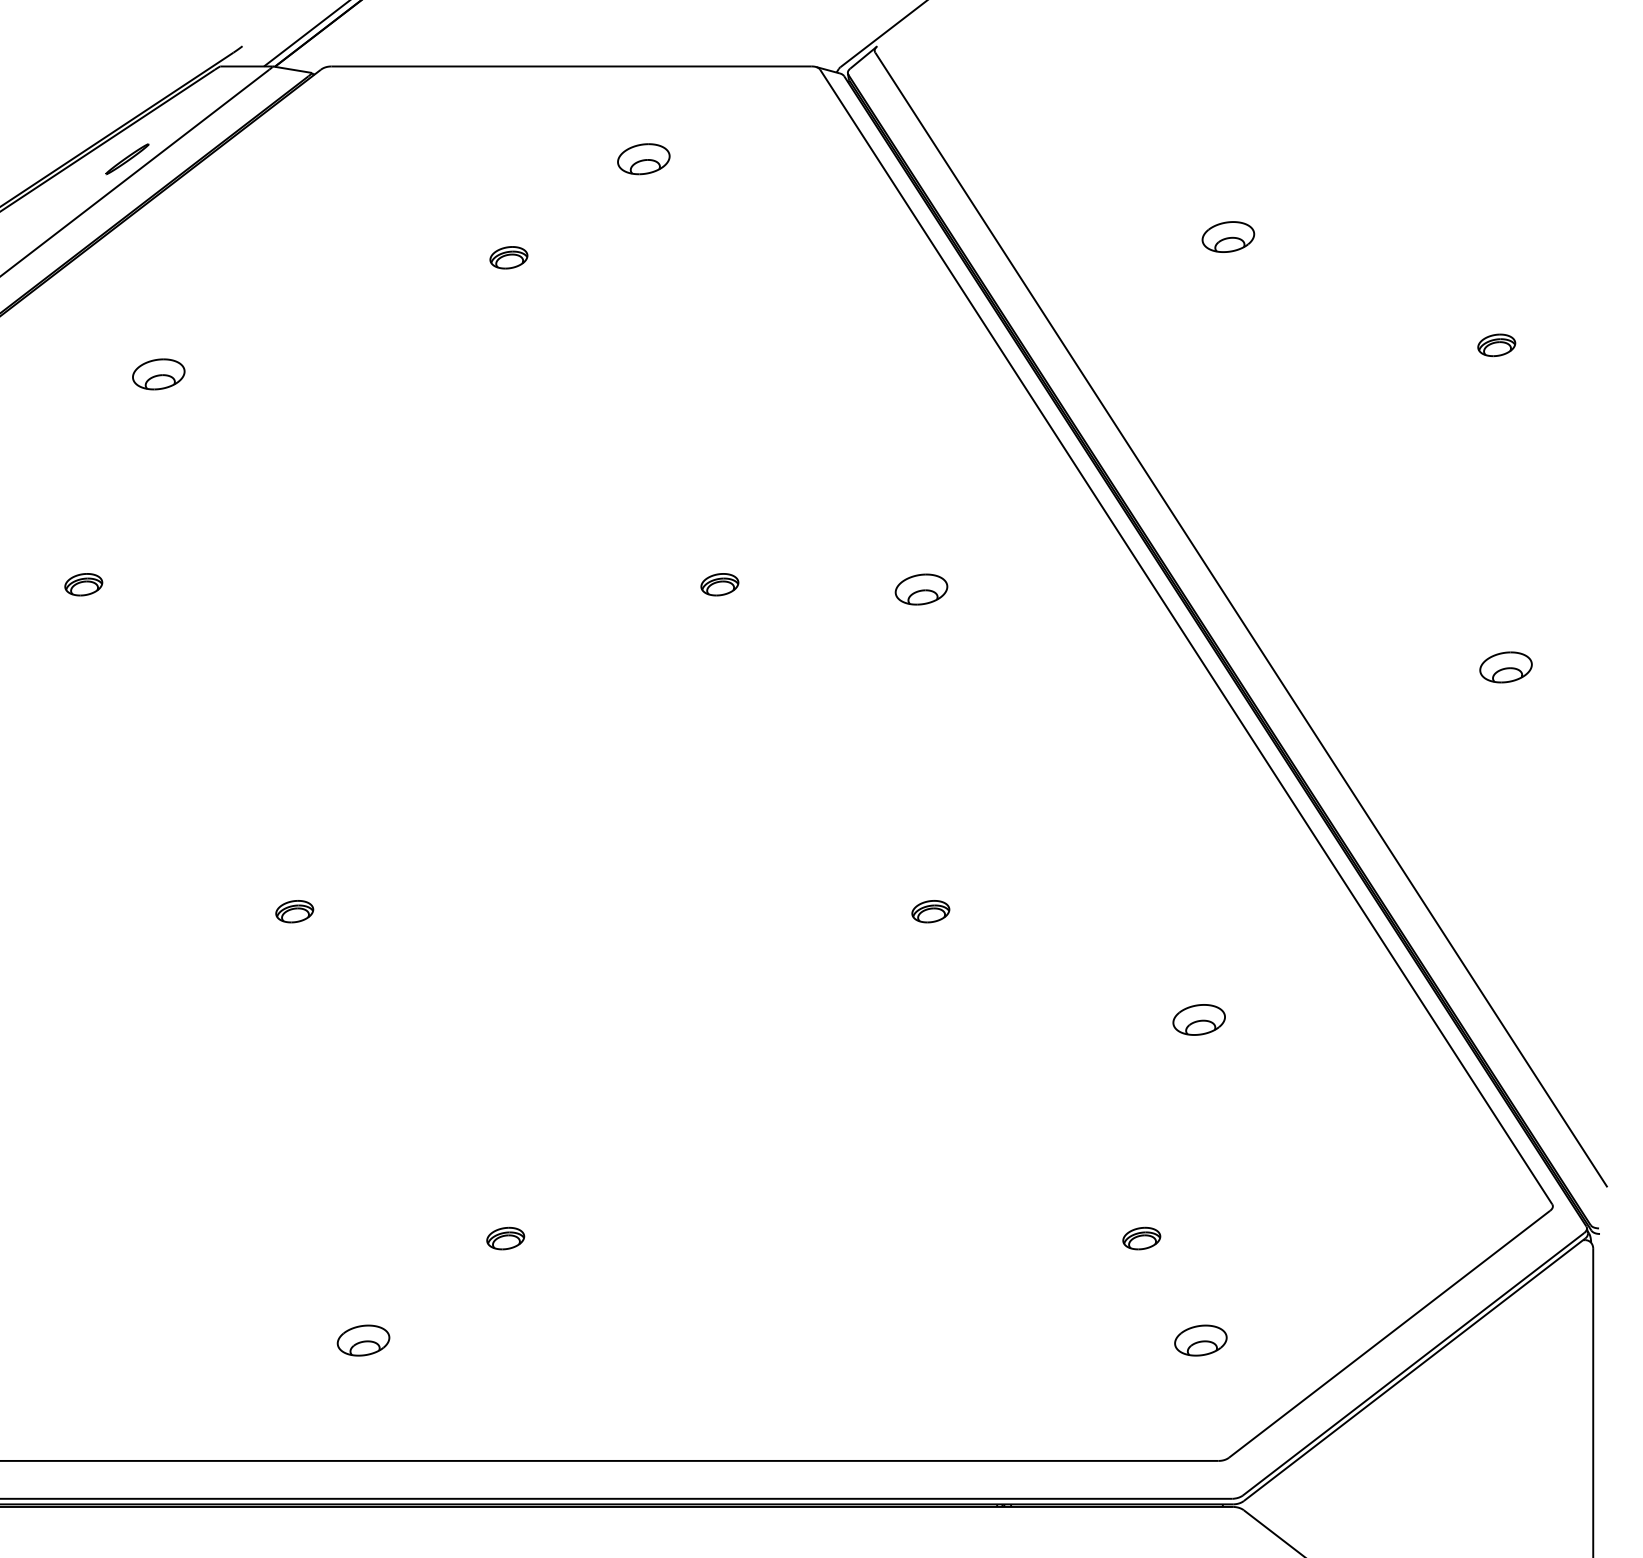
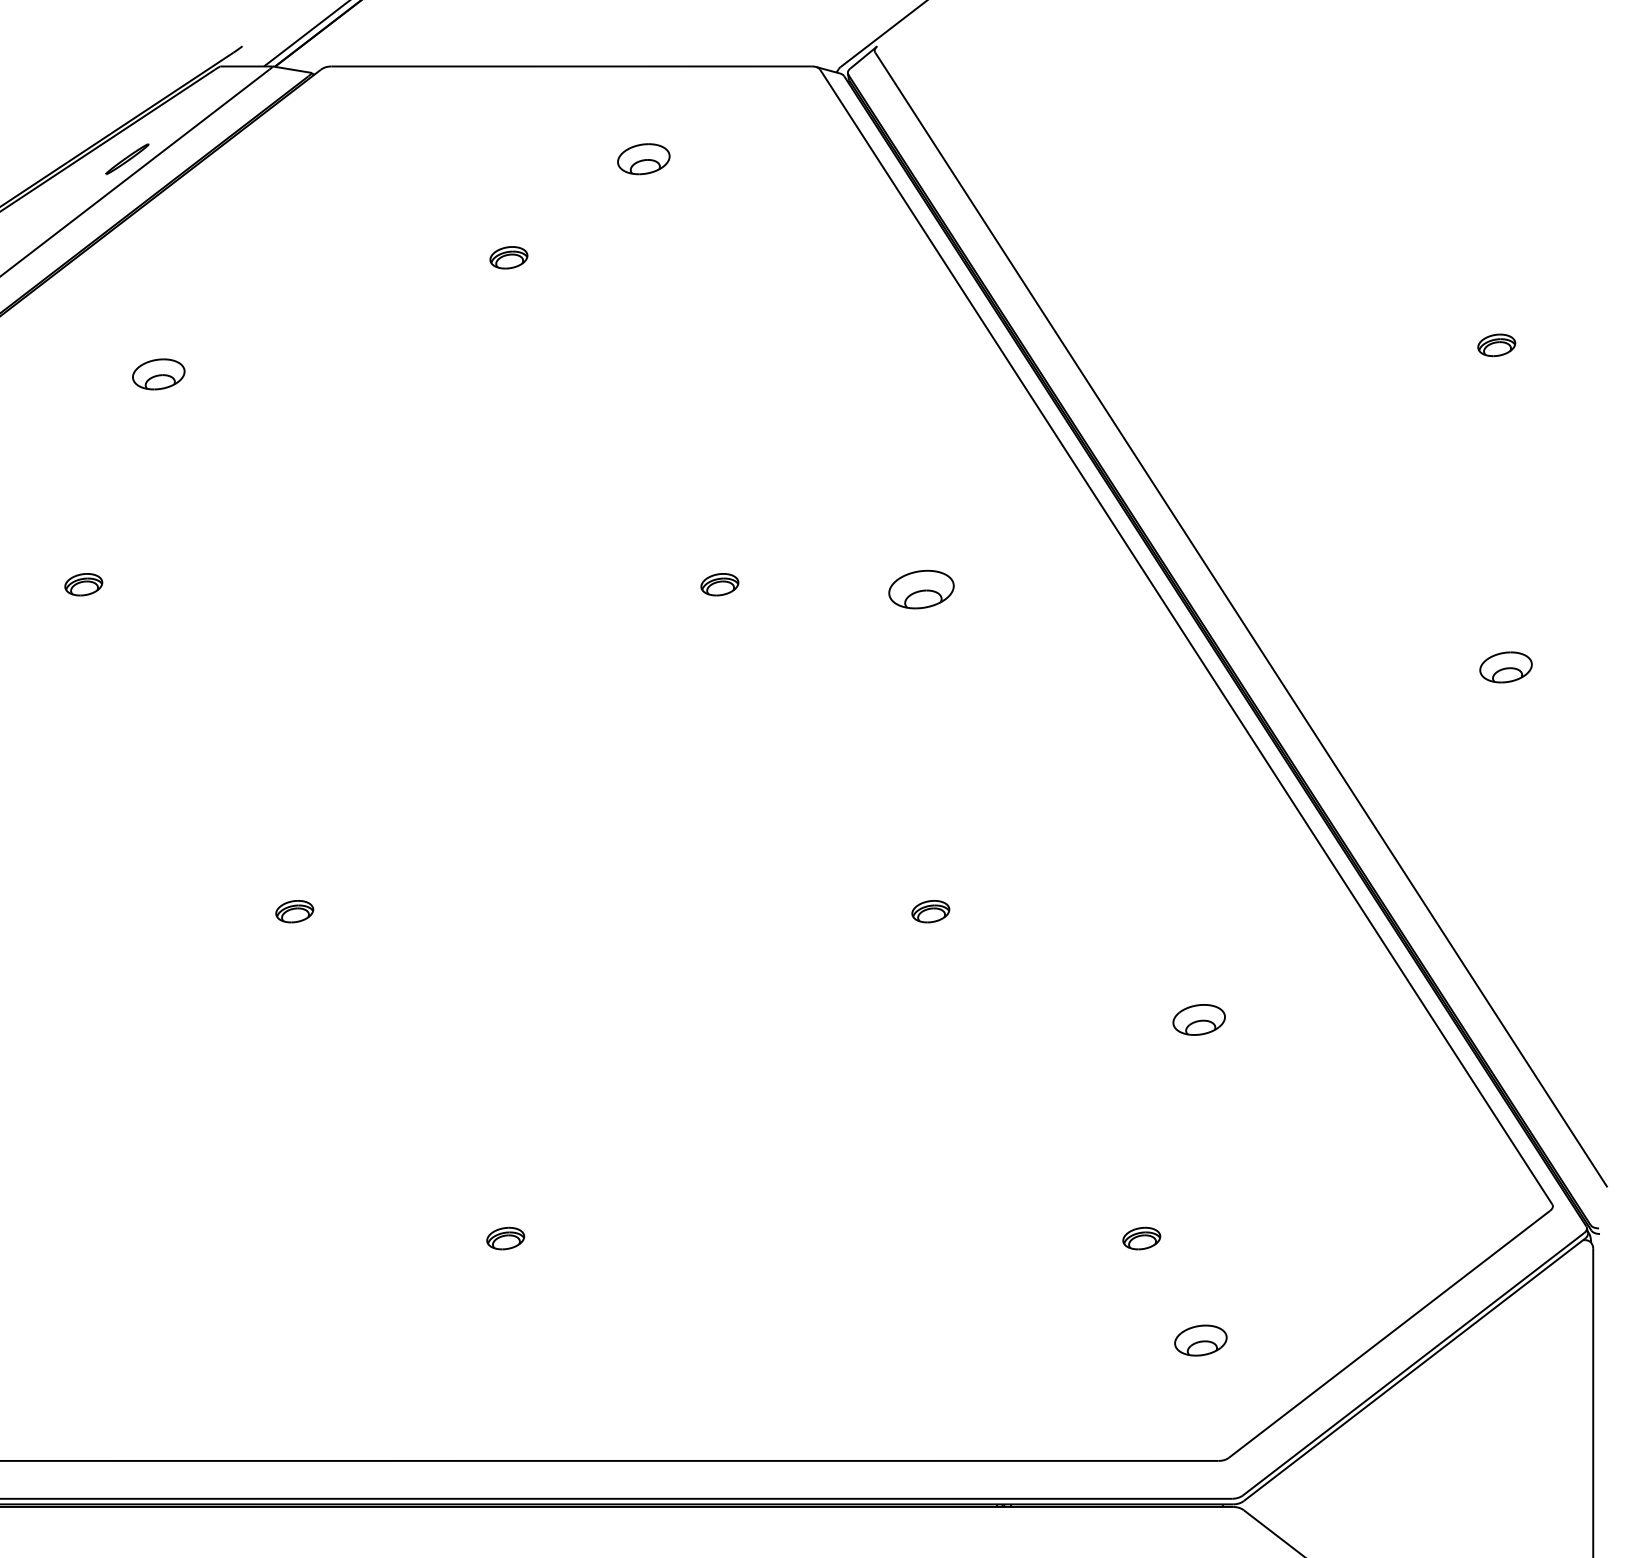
part: present -> none (1228, 236)
part size: 55x33 px -> 67x41 px (921, 589)
part: present -> none (363, 1340)
